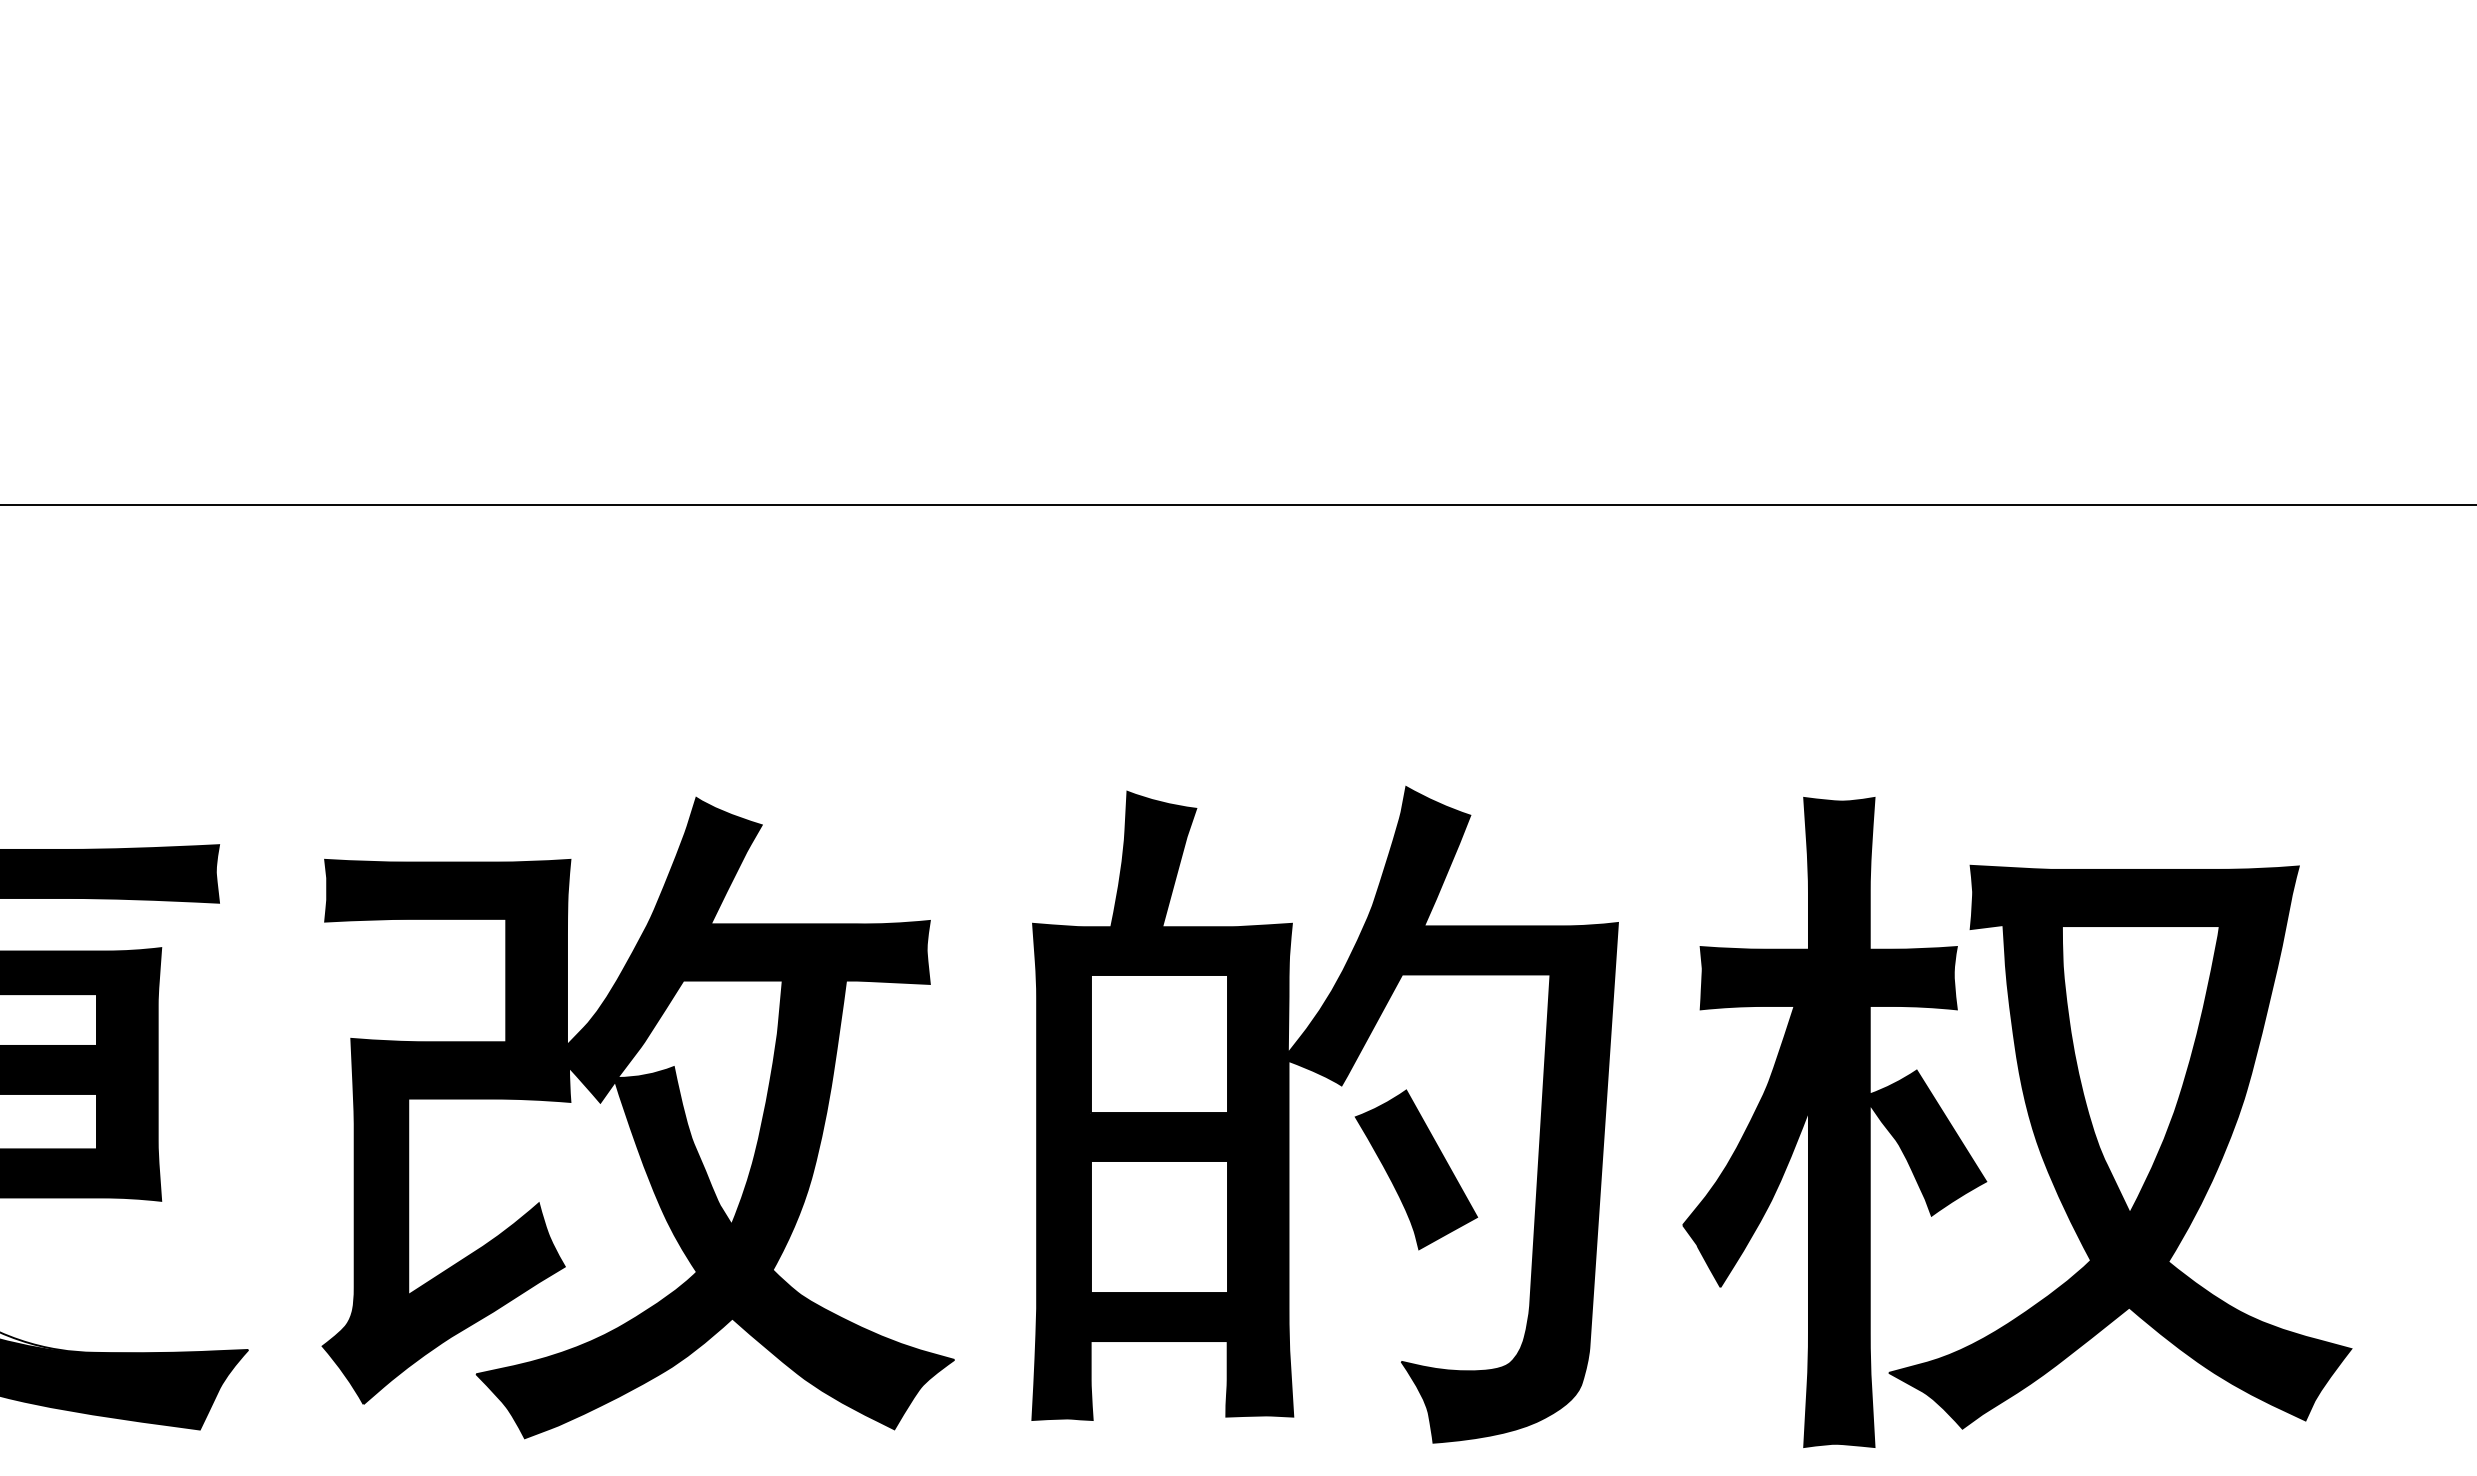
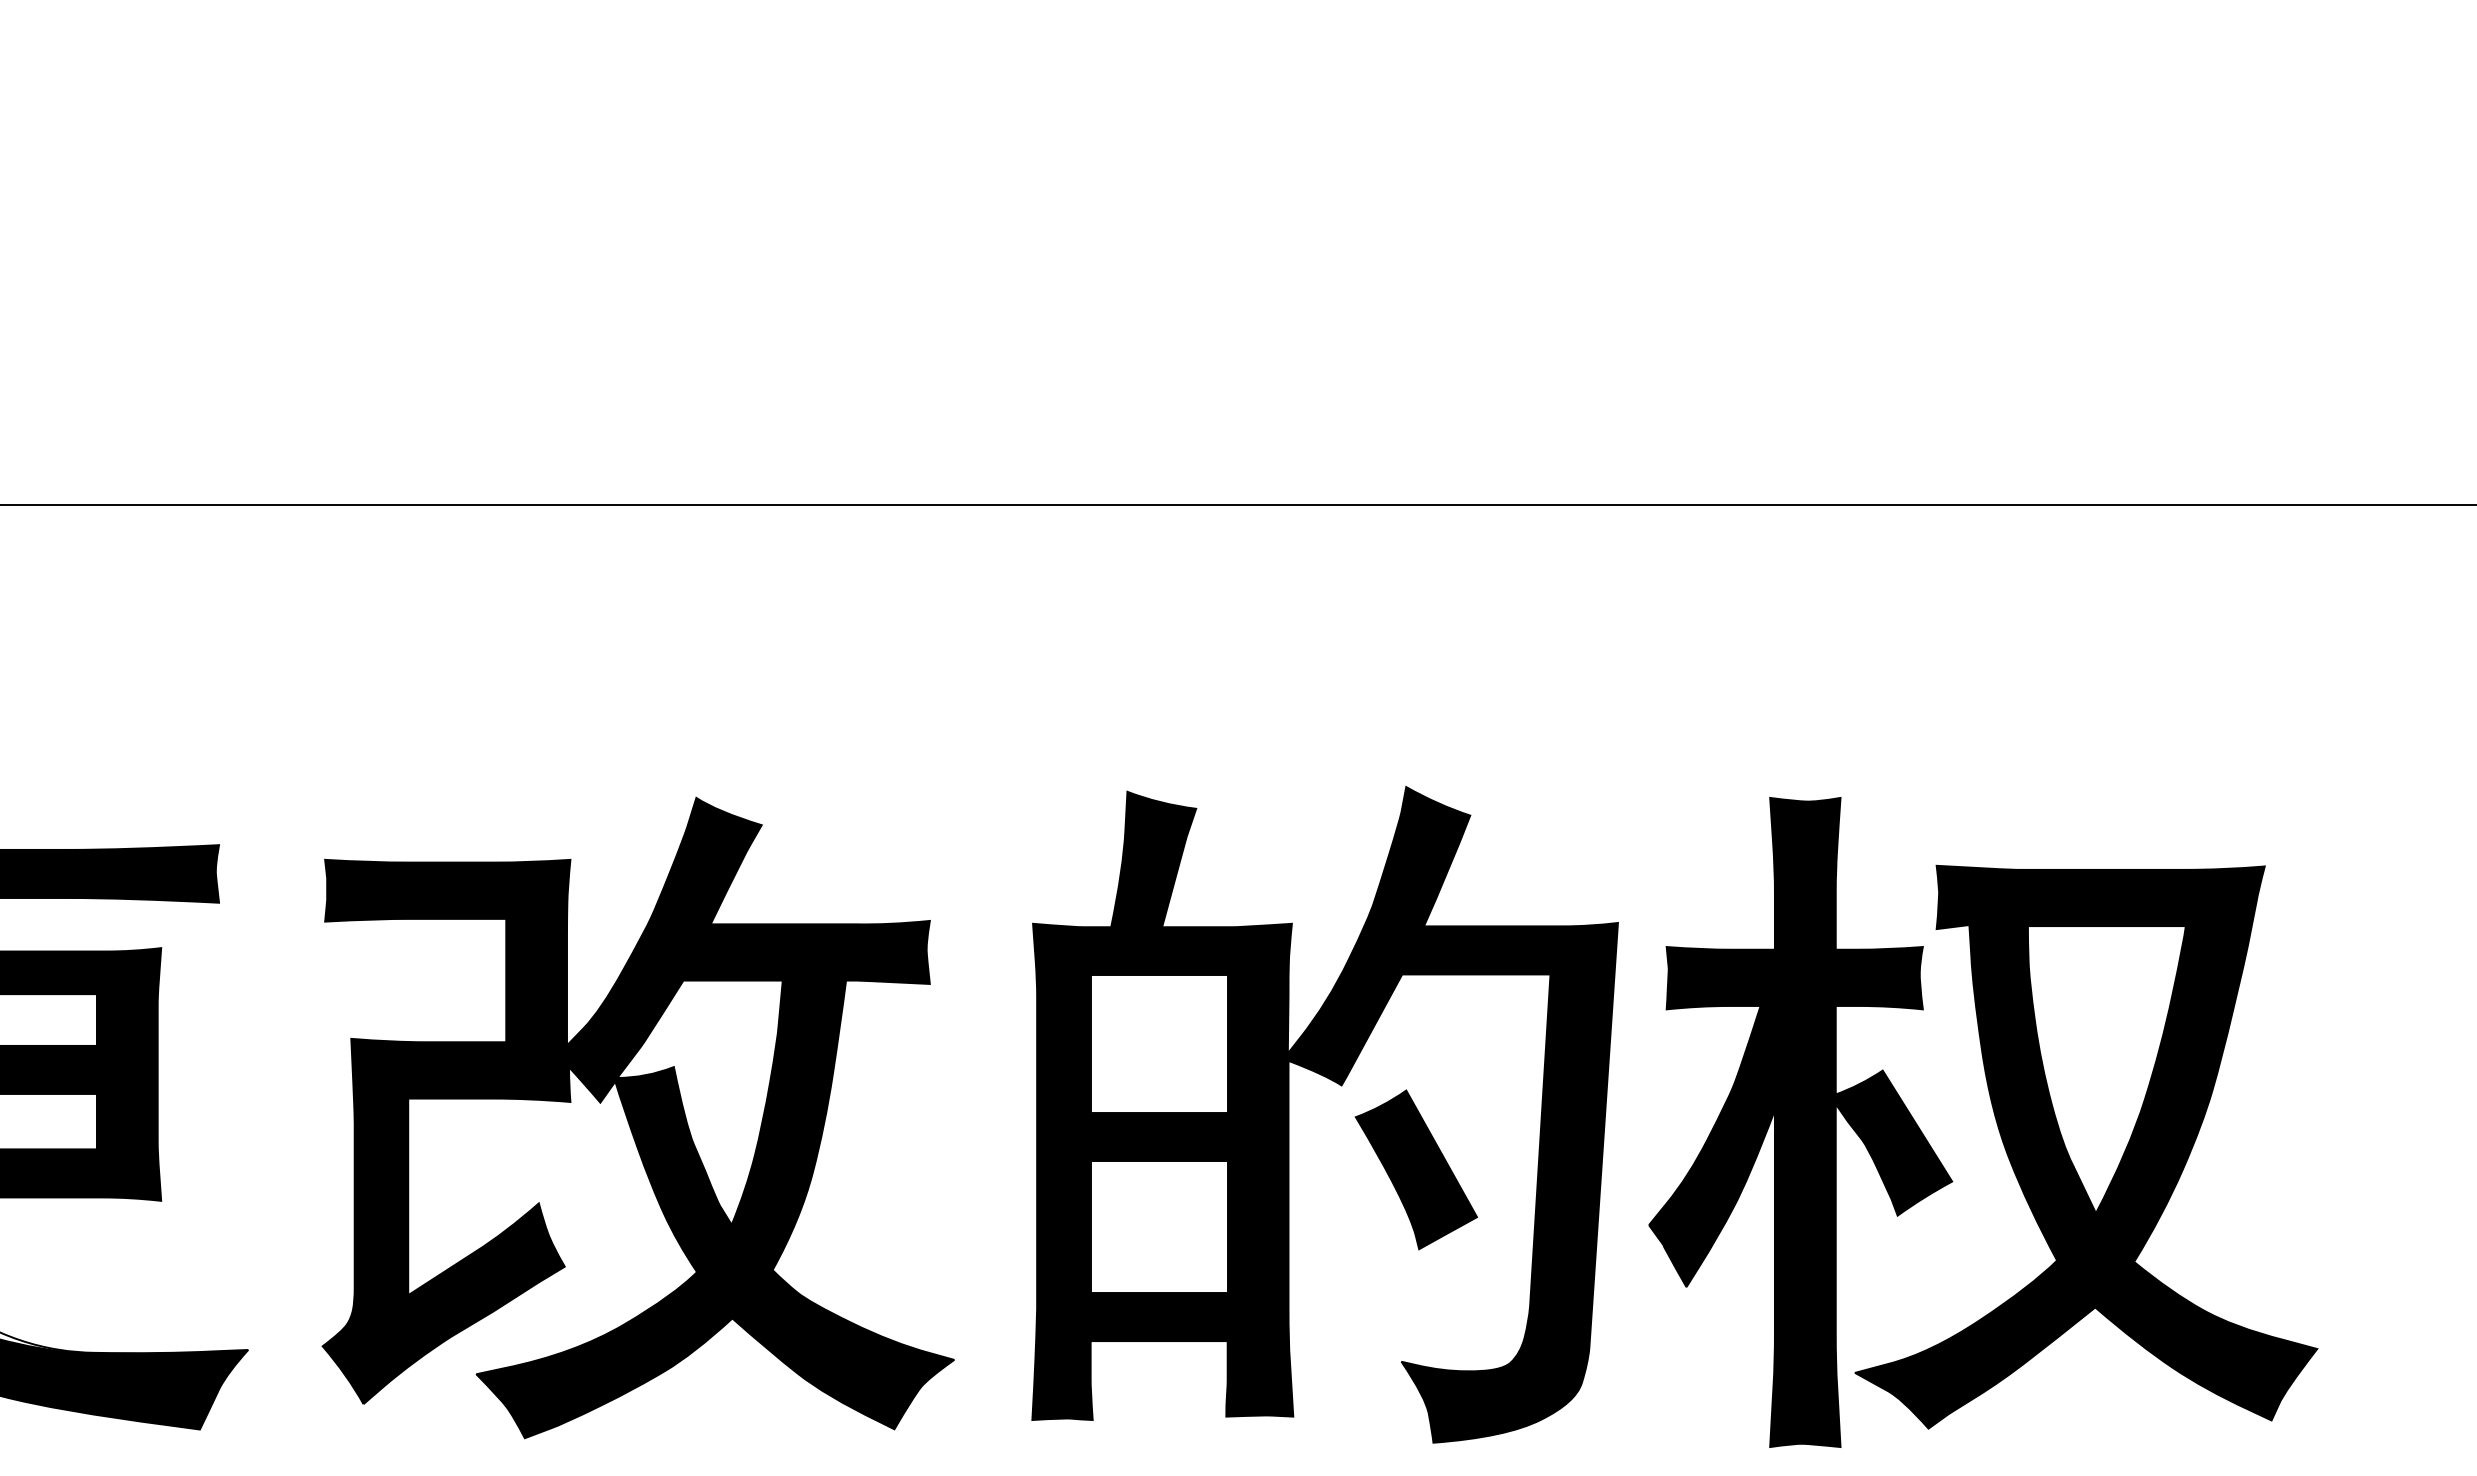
part position: (2028, 1117) -> (1994, 1117) (1994, 1117)
